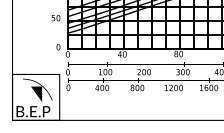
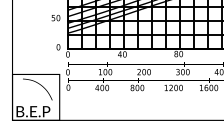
fill: present -> none (36, 94)
